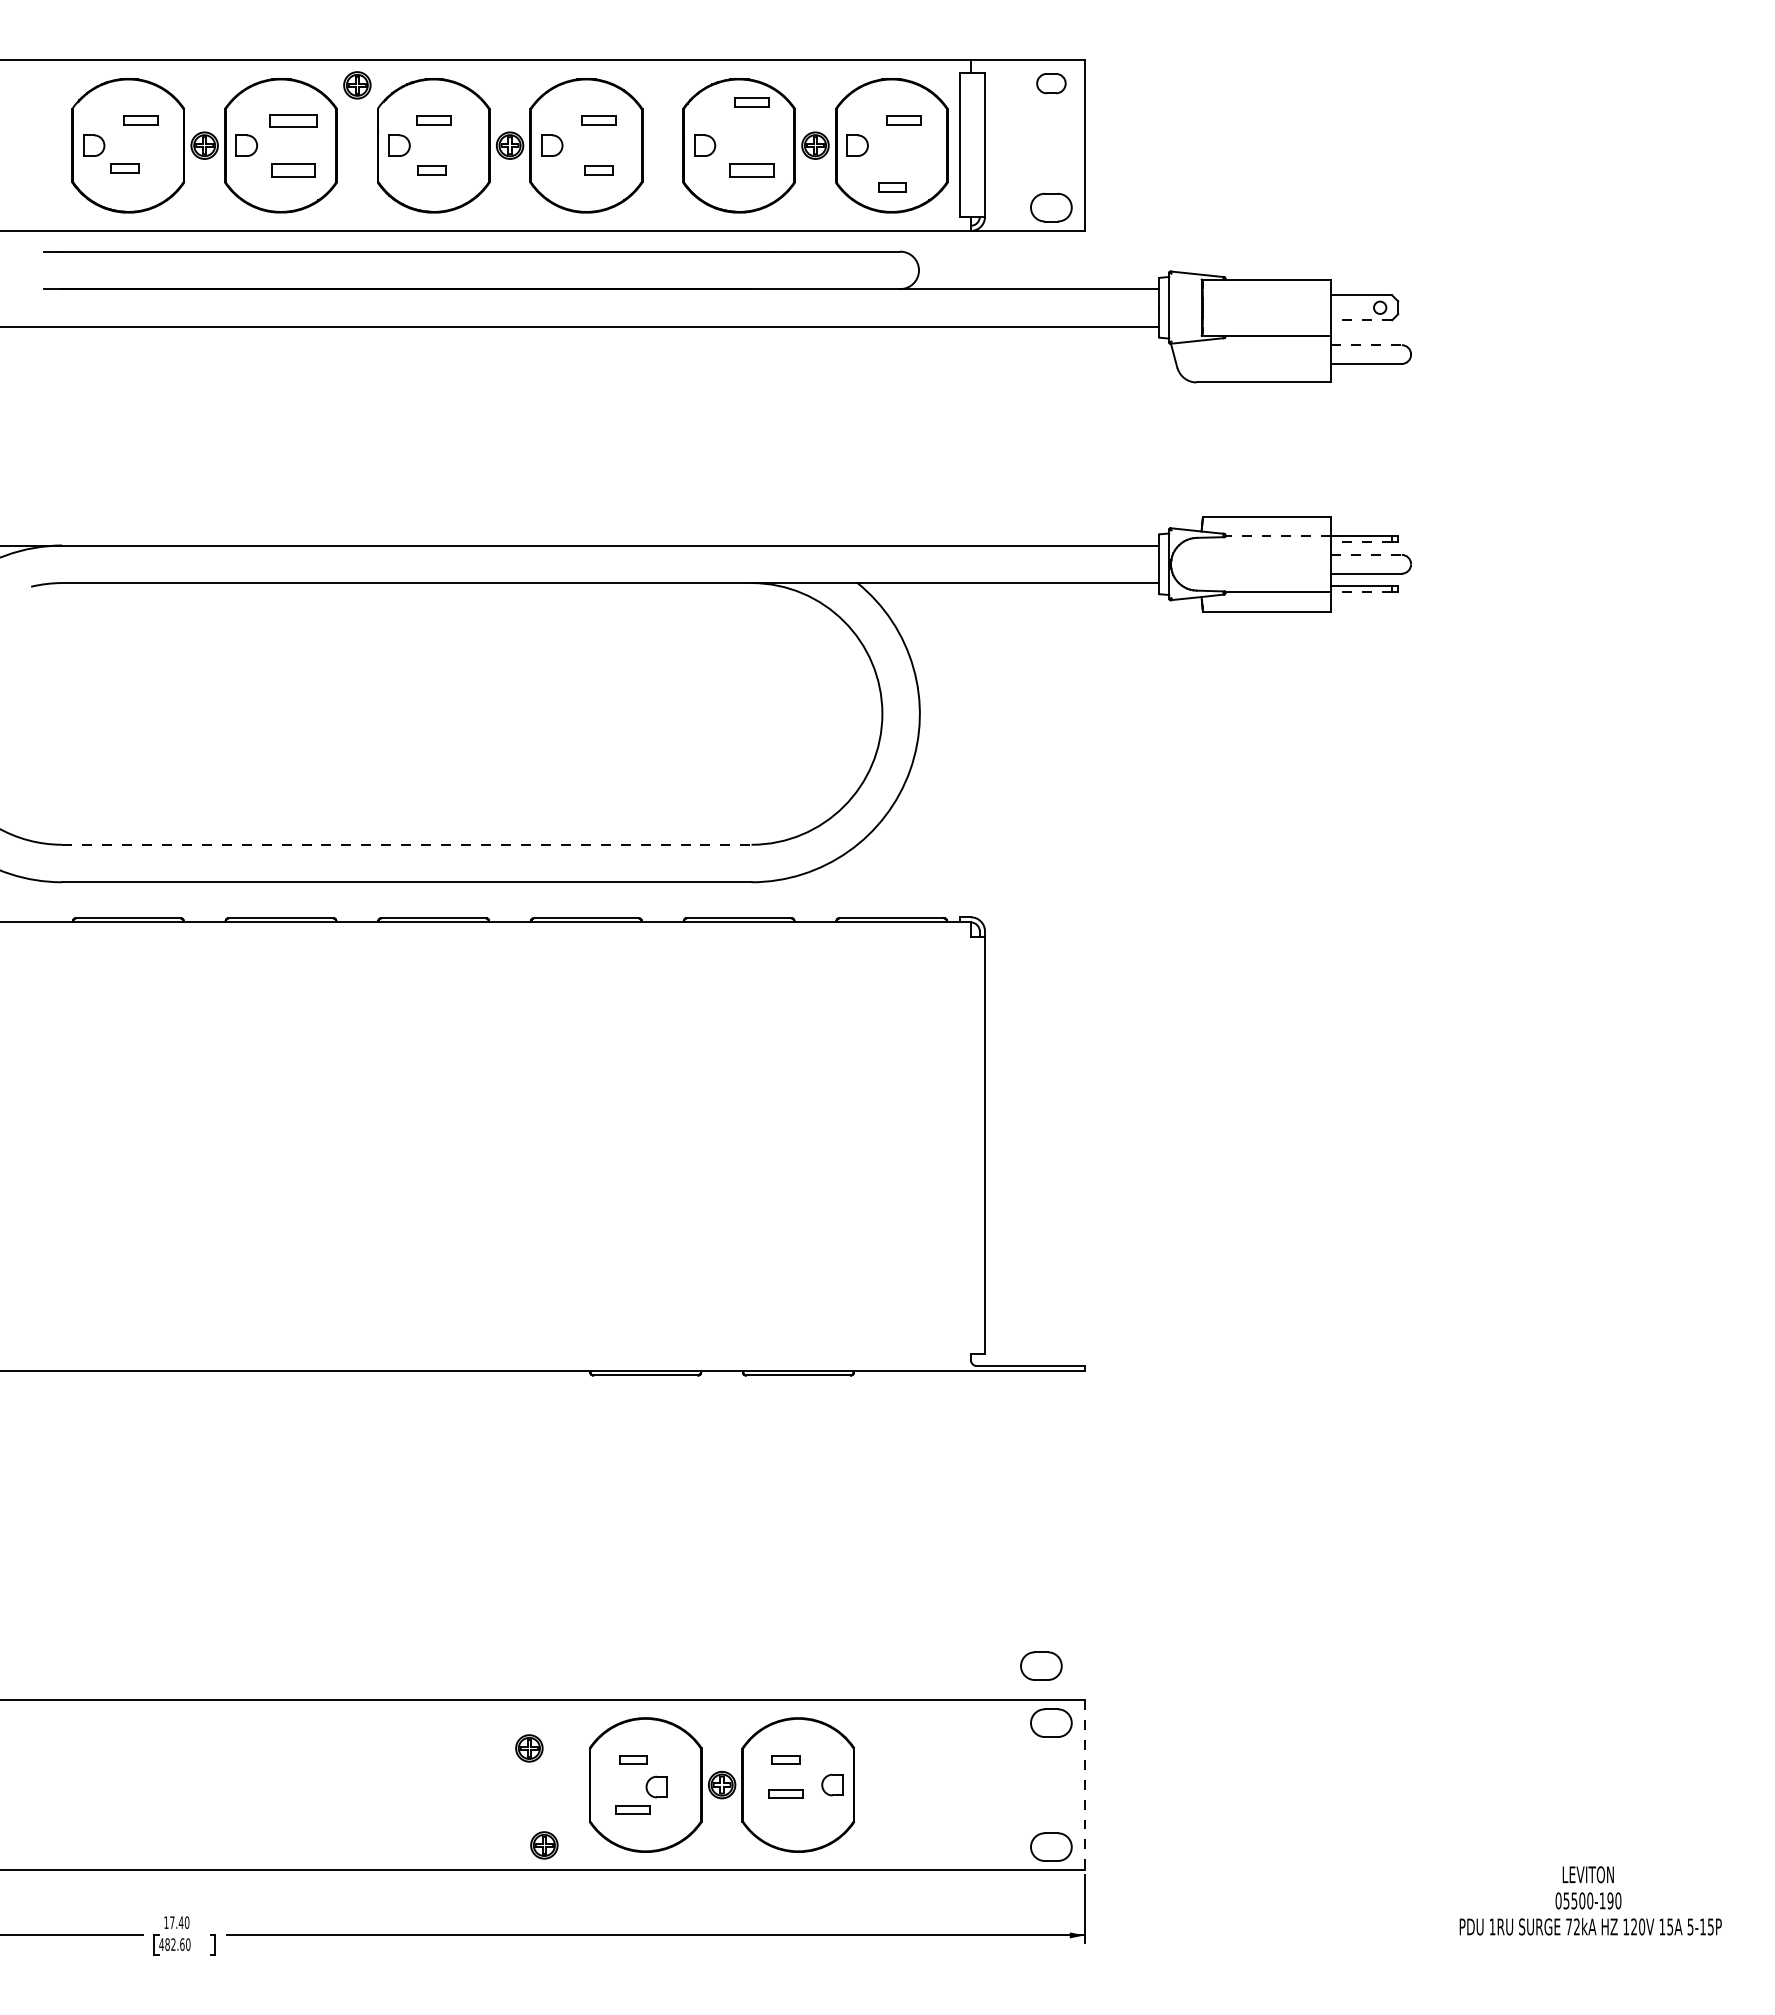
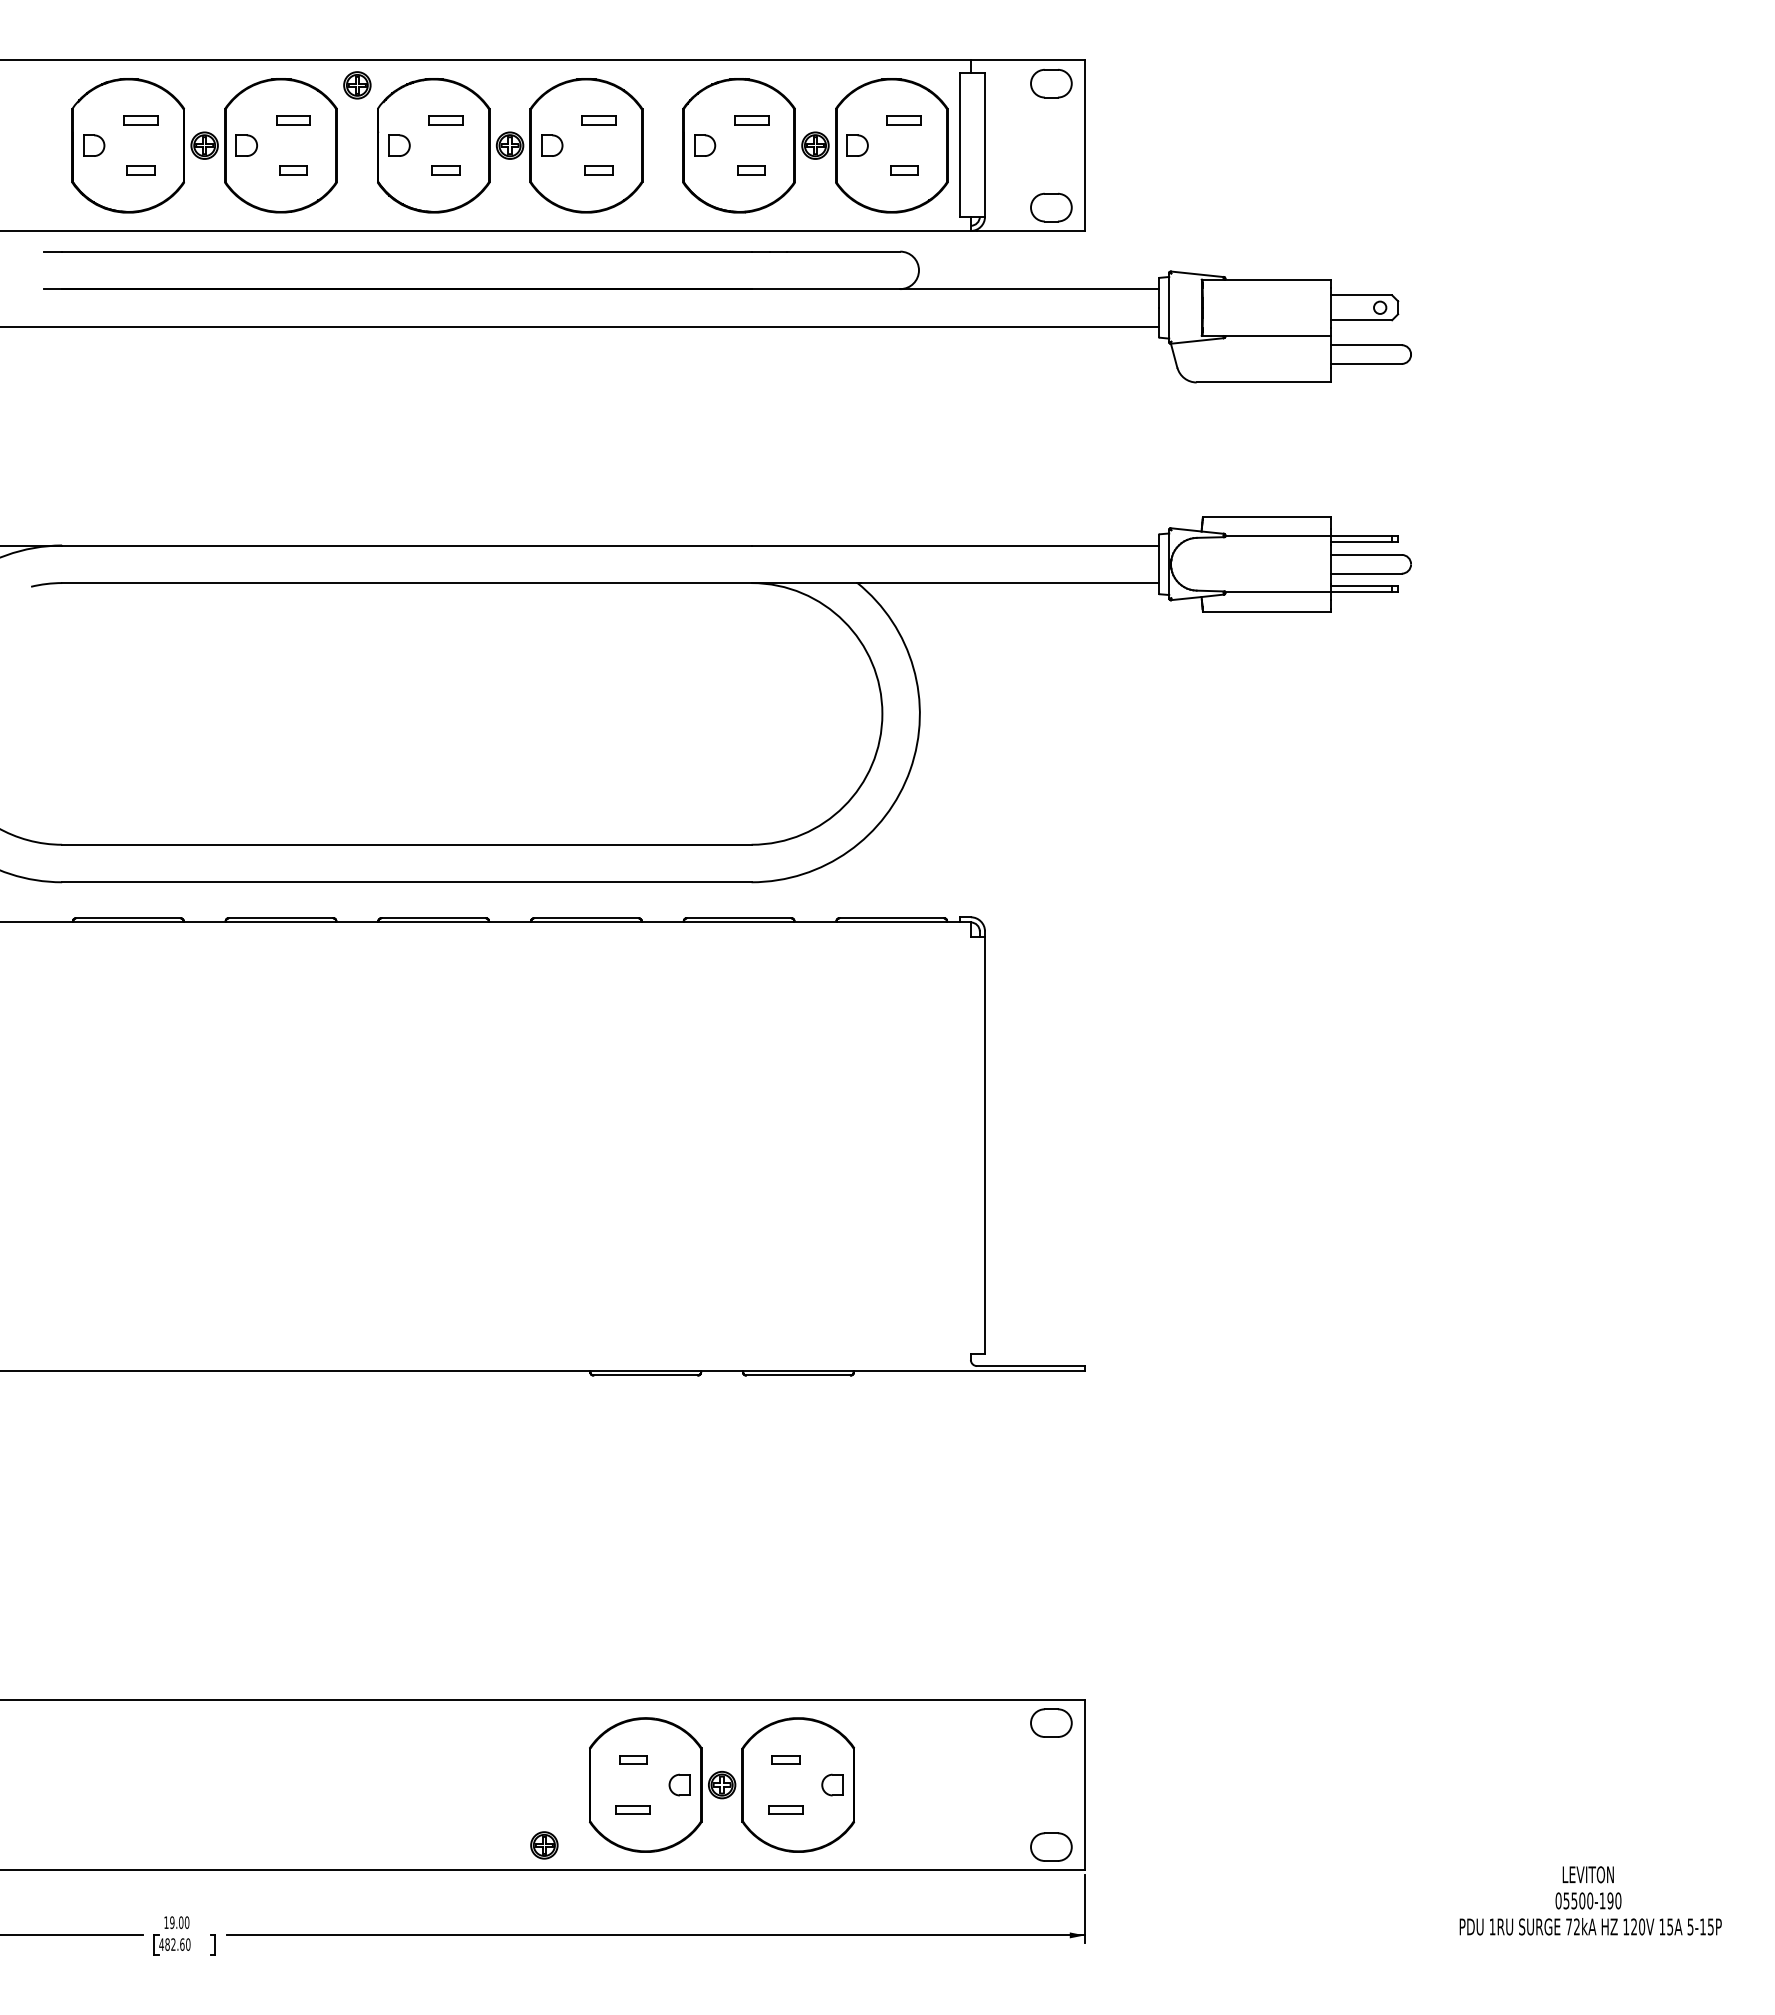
part size: 31x22 px -> 43x31 px (1051, 83)
part position: (751, 102) -> (751, 120) (751, 120)
part size: 49x14 px -> 35x11 px (293, 120)
part position: (433, 120) -> (445, 120) (445, 120)
part position: (124, 168) -> (140, 170) (140, 170)
part size: 45x15 px -> 29x11 px (293, 170)
part position: (431, 170) -> (445, 170) (445, 170)
part size: 46x15 px -> 29x11 px (751, 170)
part position: (892, 187) -> (904, 170) (904, 170)
line: dashed -> solid (1361, 320)
line: dashed -> solid (1367, 345)
line: dashed -> solid (1278, 536)
line: dashed -> solid (1361, 542)
line: dashed -> solid (1367, 554)
line: dashed -> solid (1361, 592)
line: dashed -> solid (406, 844)
part: present -> none (1041, 1665)
part: present -> none (529, 1748)
line: dashed -> solid (1084, 1785)
part position: (656, 1786) -> (679, 1784) (679, 1784)
part position: (785, 1793) -> (785, 1809) (785, 1809)
text: 17.40 -> 19.00 (176, 1922)
